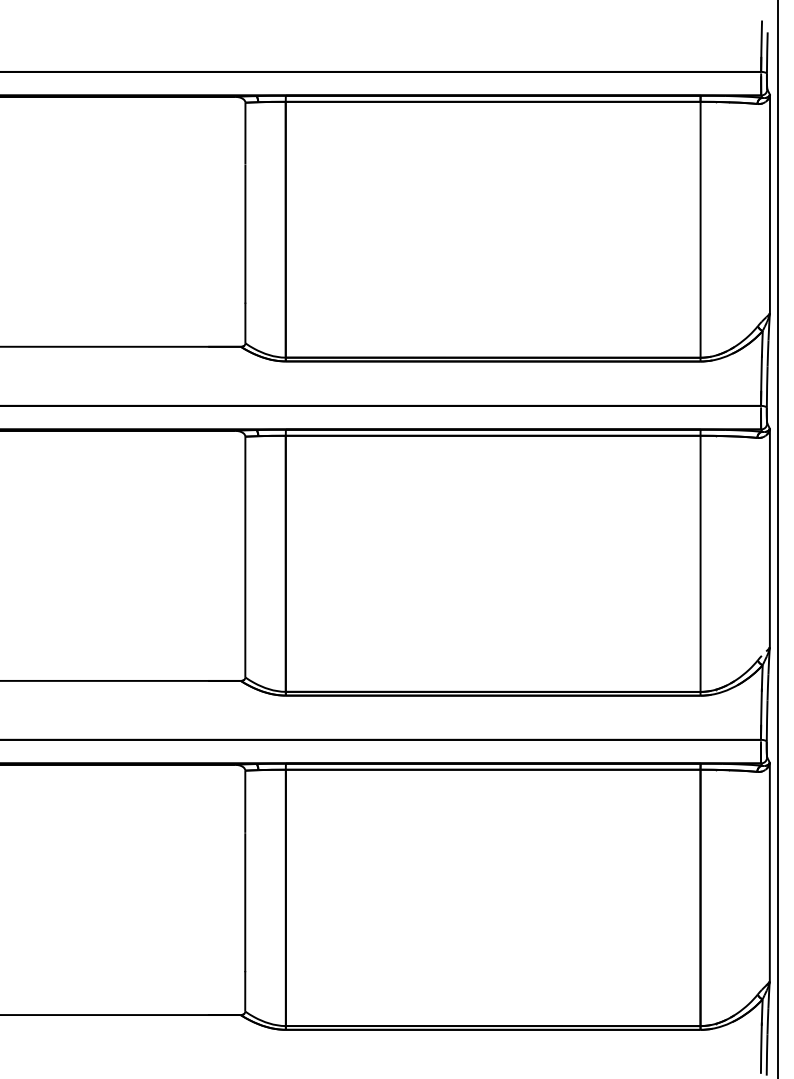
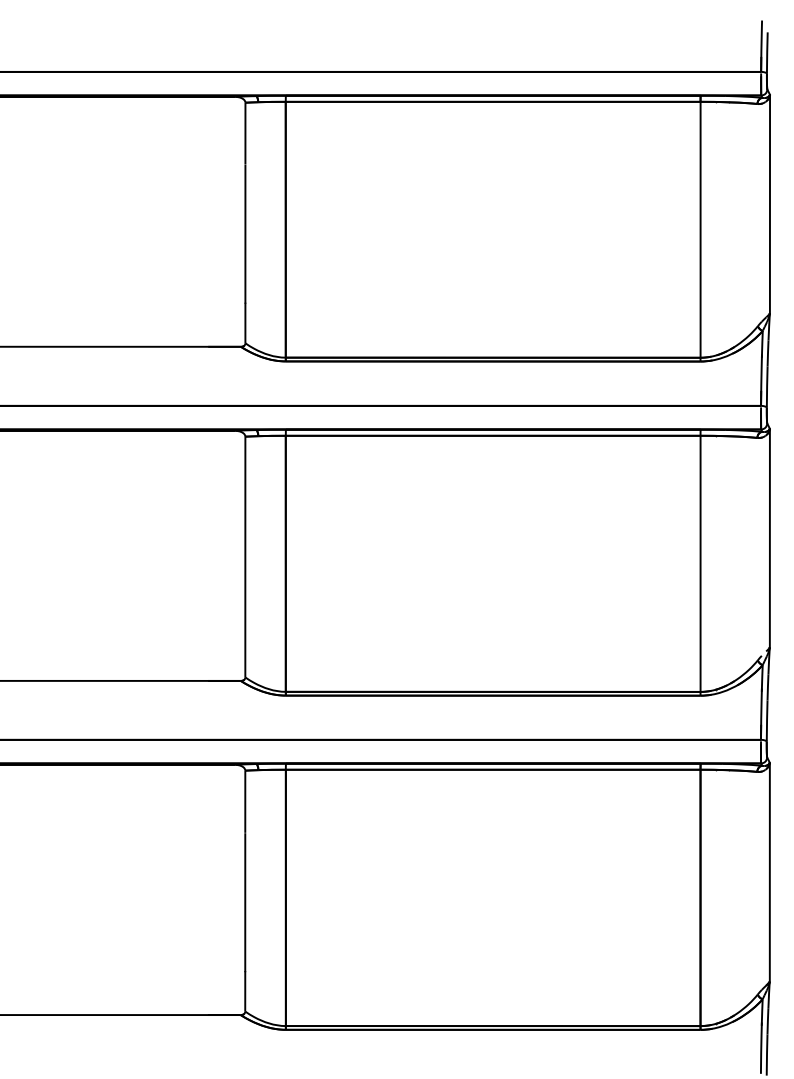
line: present -> none (777, 538)
